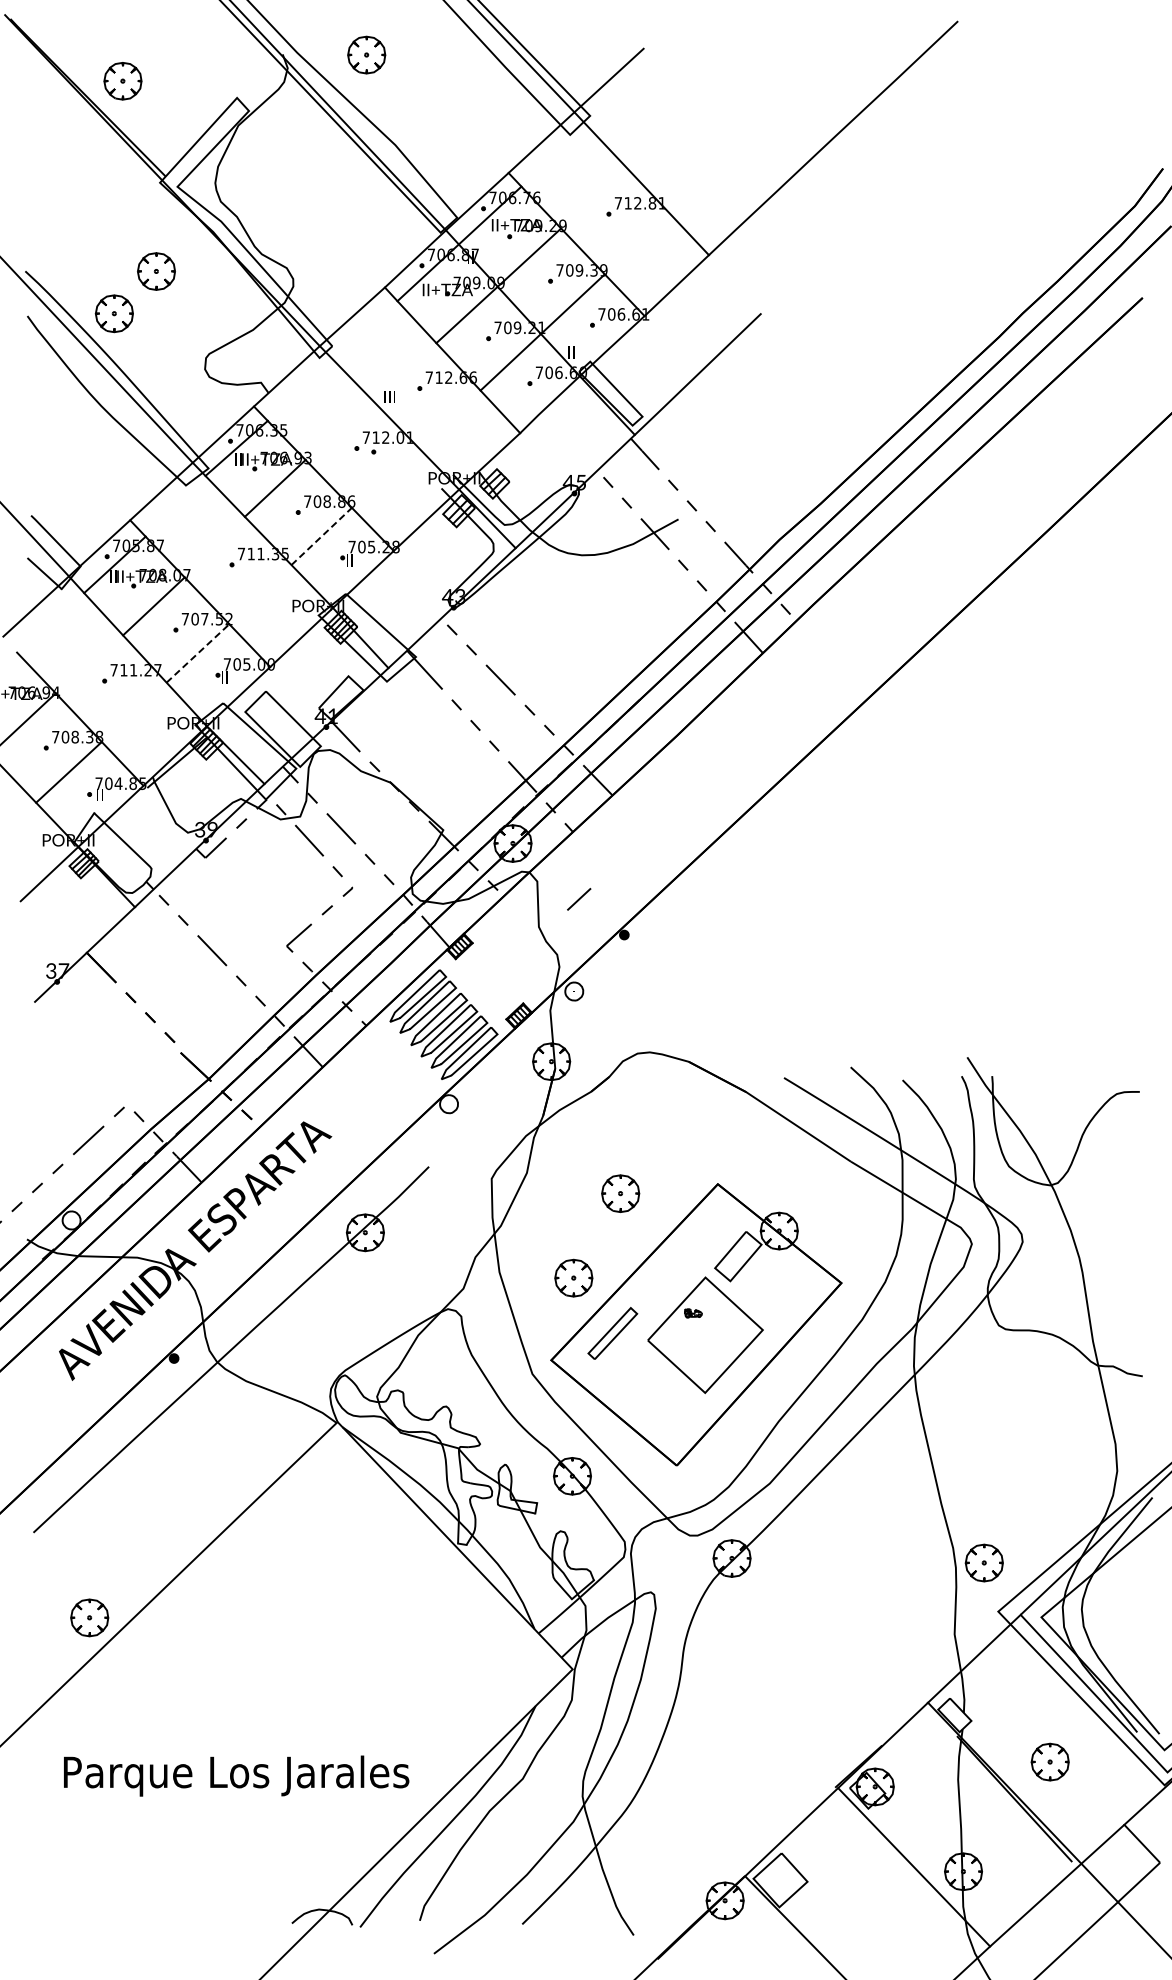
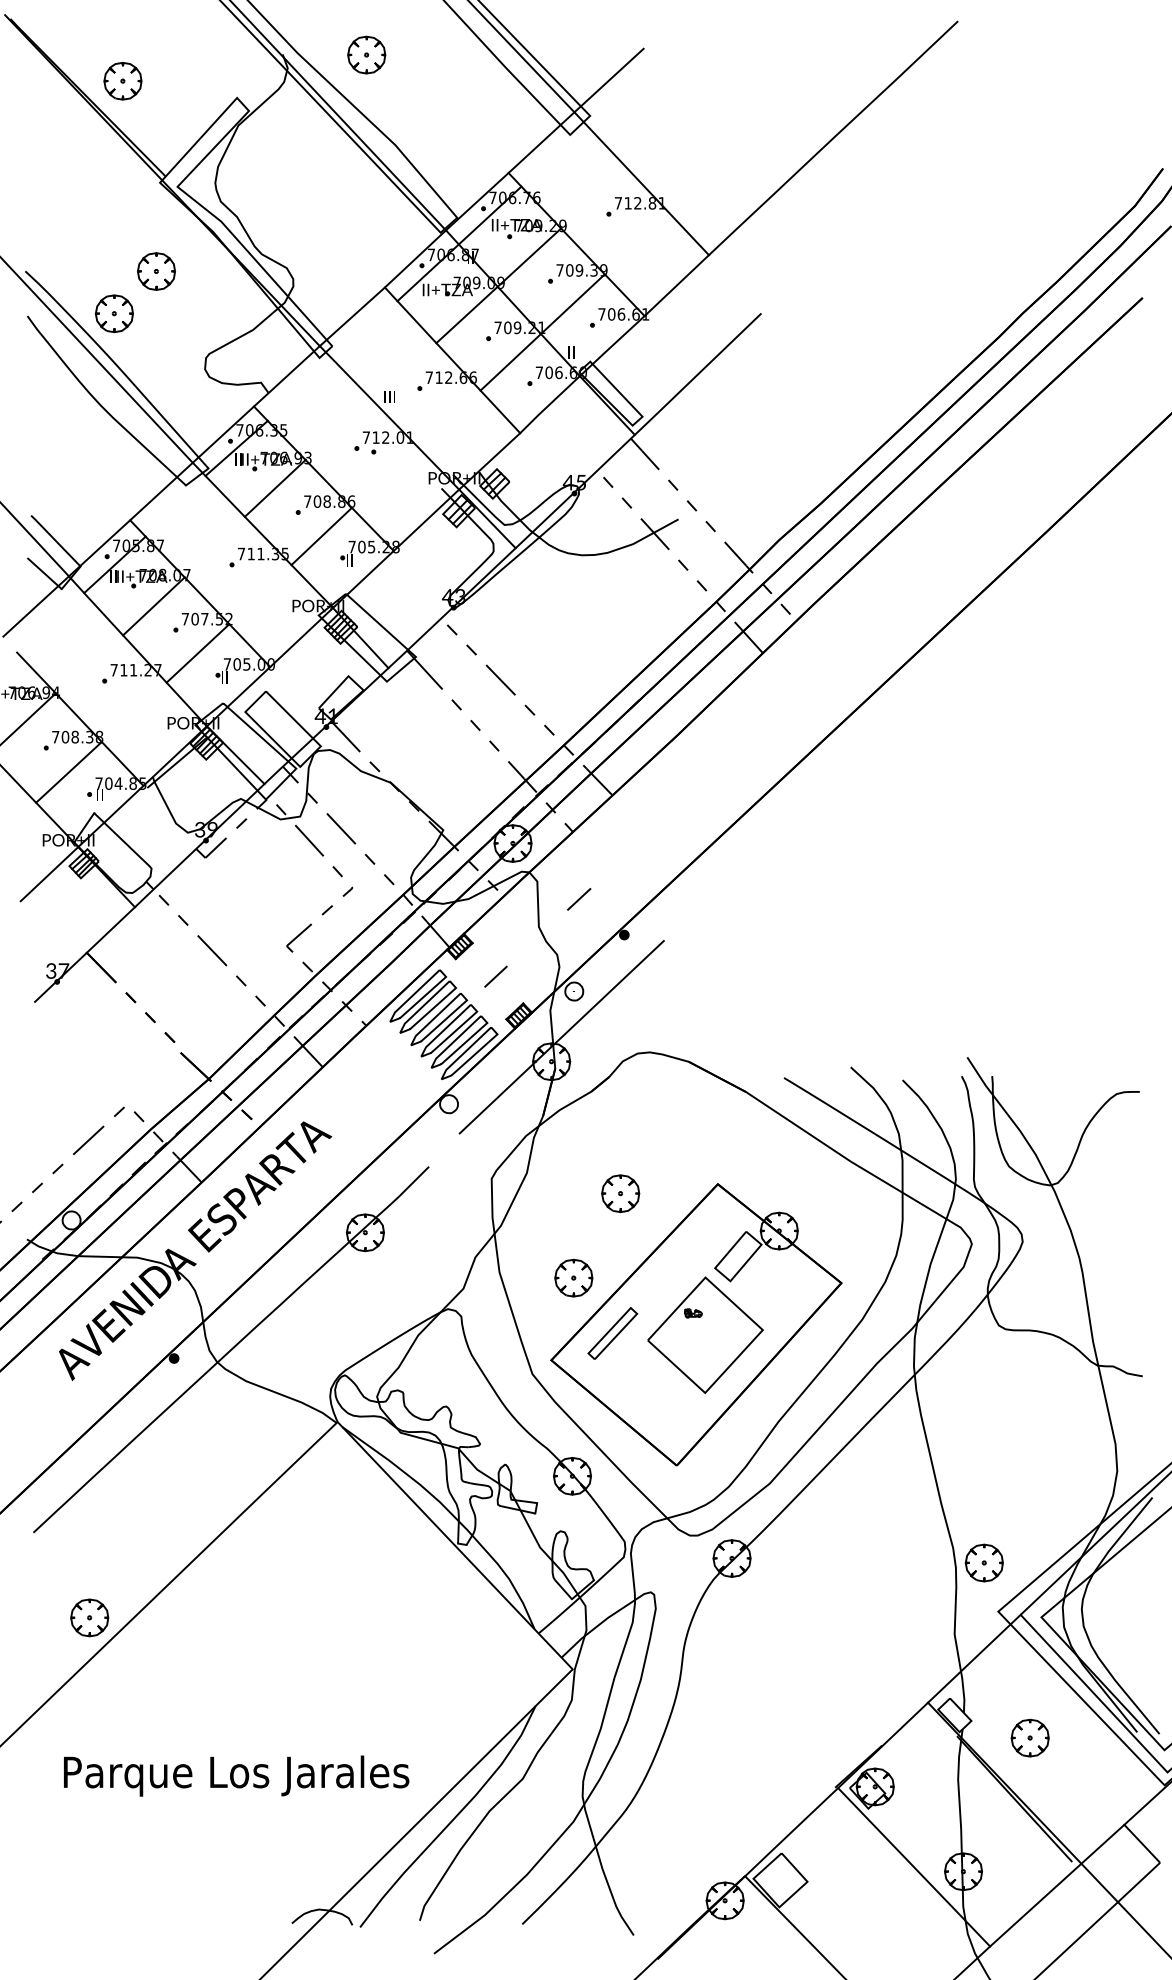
line: dashed -> solid (321, 536)
line: dashed -> solid (198, 653)
line: none -> present (495, 976)
line: none -> present (561, 1036)
part position: (1049, 1761) -> (1029, 1737) (1029, 1737)
